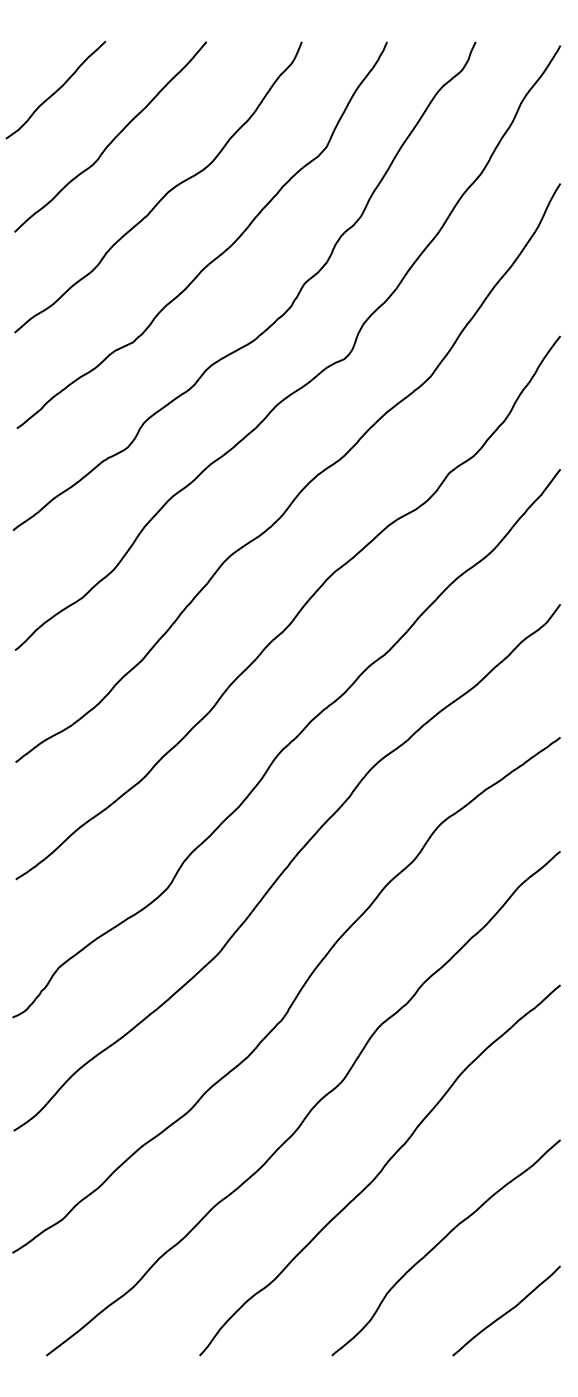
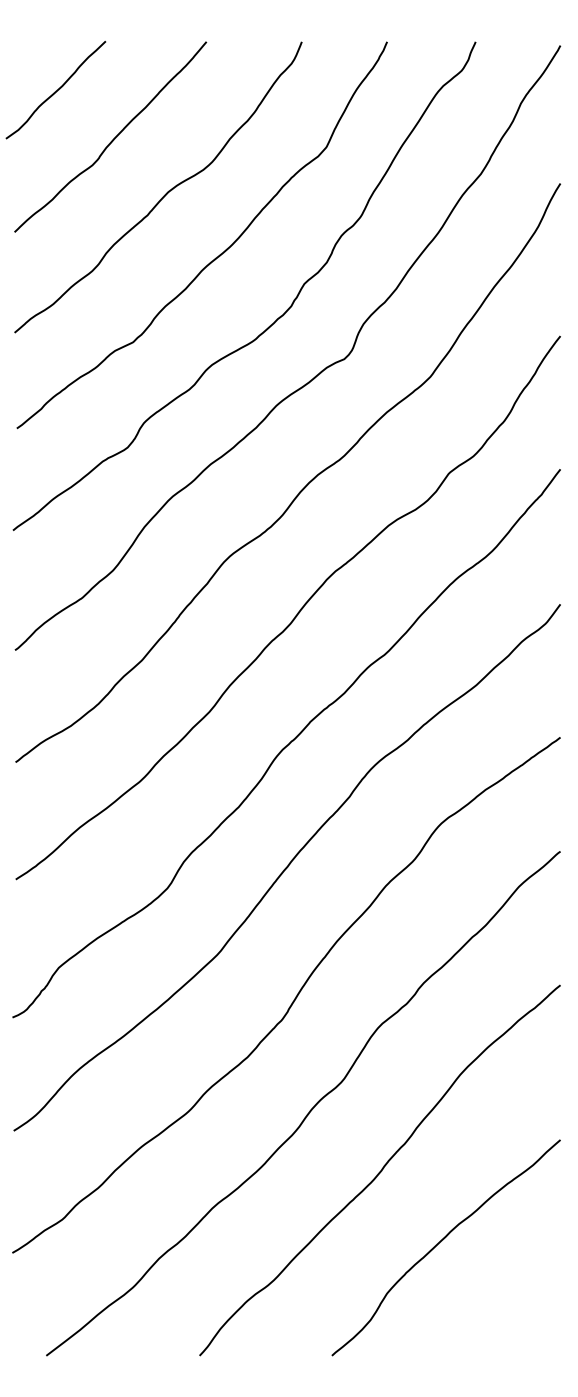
curve: present -> none (506, 1311)
